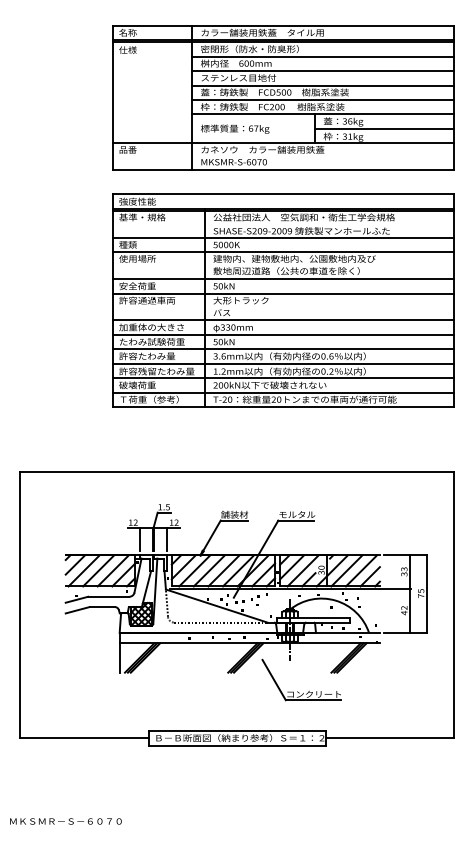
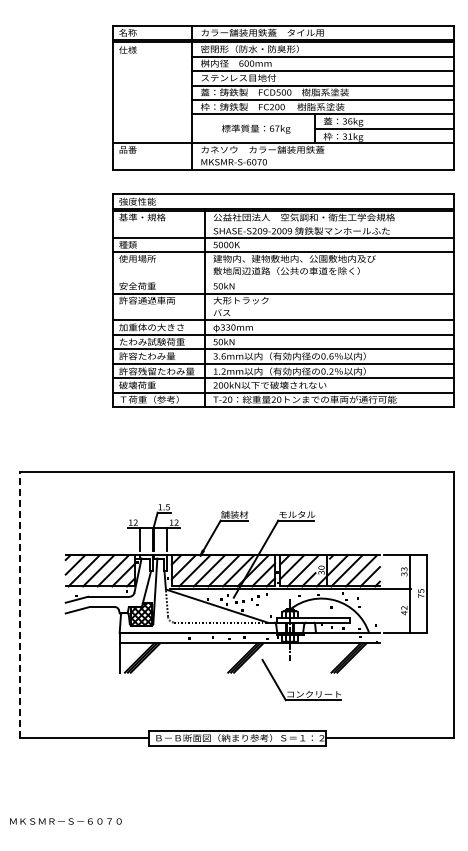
text position: (235, 128) -> (256, 128) (256, 128)
line: present -> none (283, 279)
line: solid -> dashed (20, 604)
